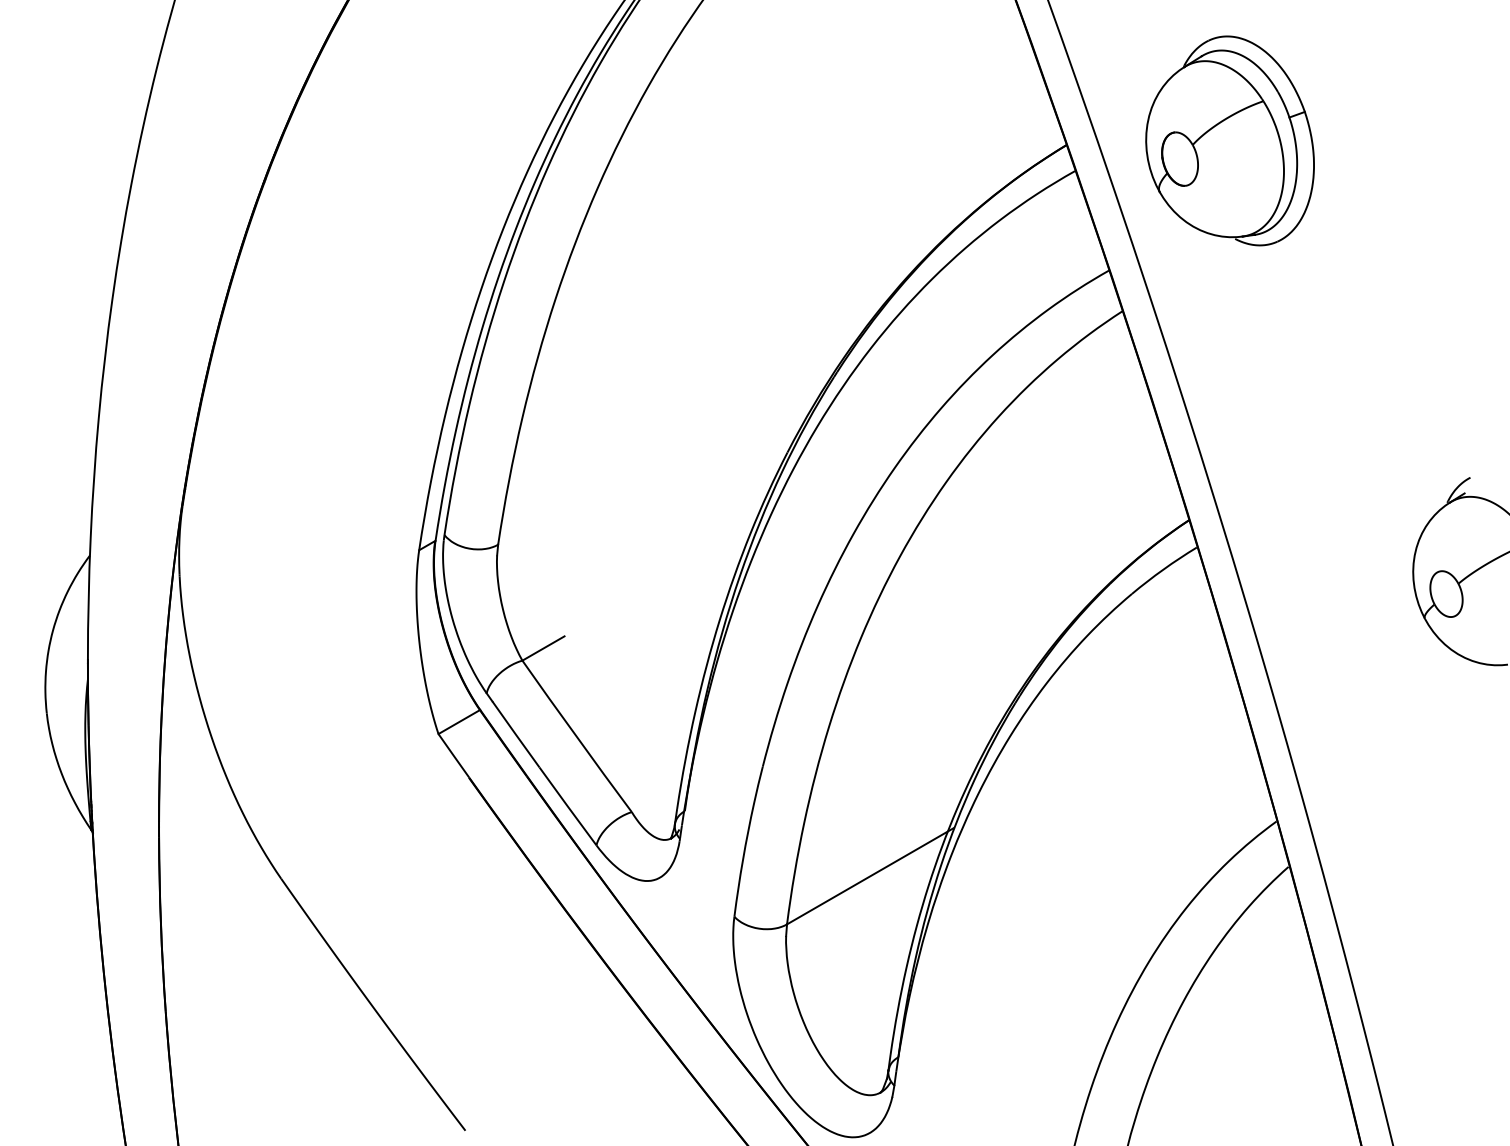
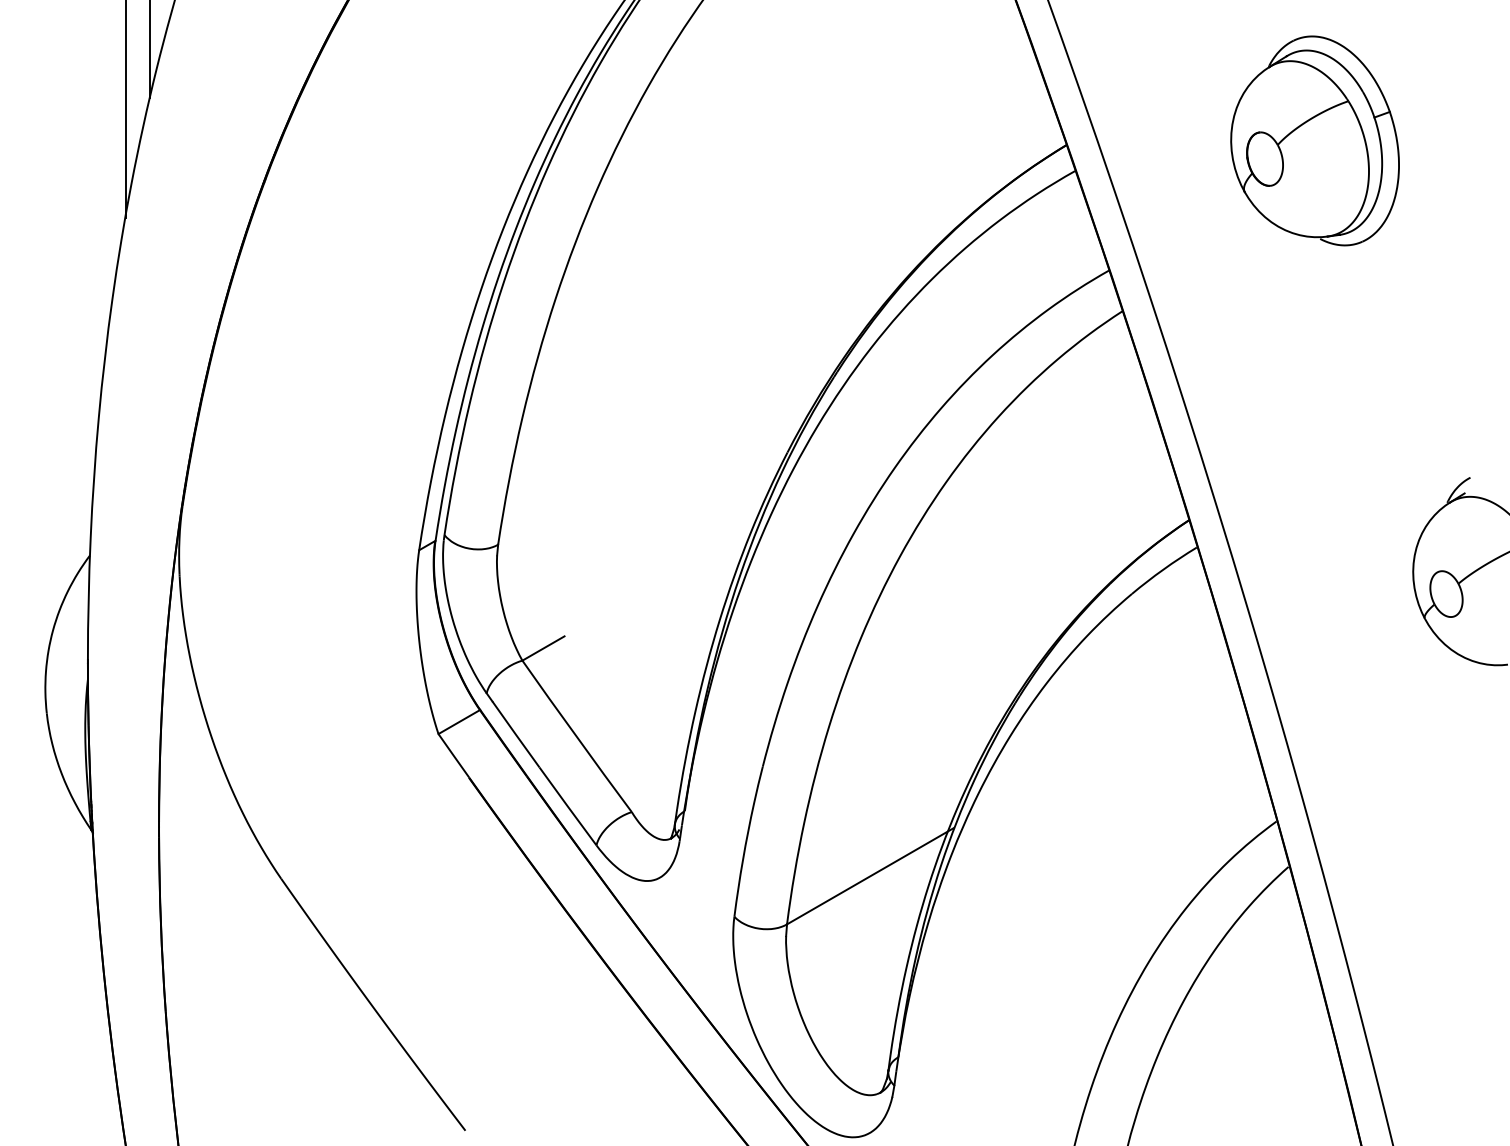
line: none -> present (150, 50)
line: none -> present (125, 110)
part position: (1229, 140) -> (1314, 140) (1314, 140)
